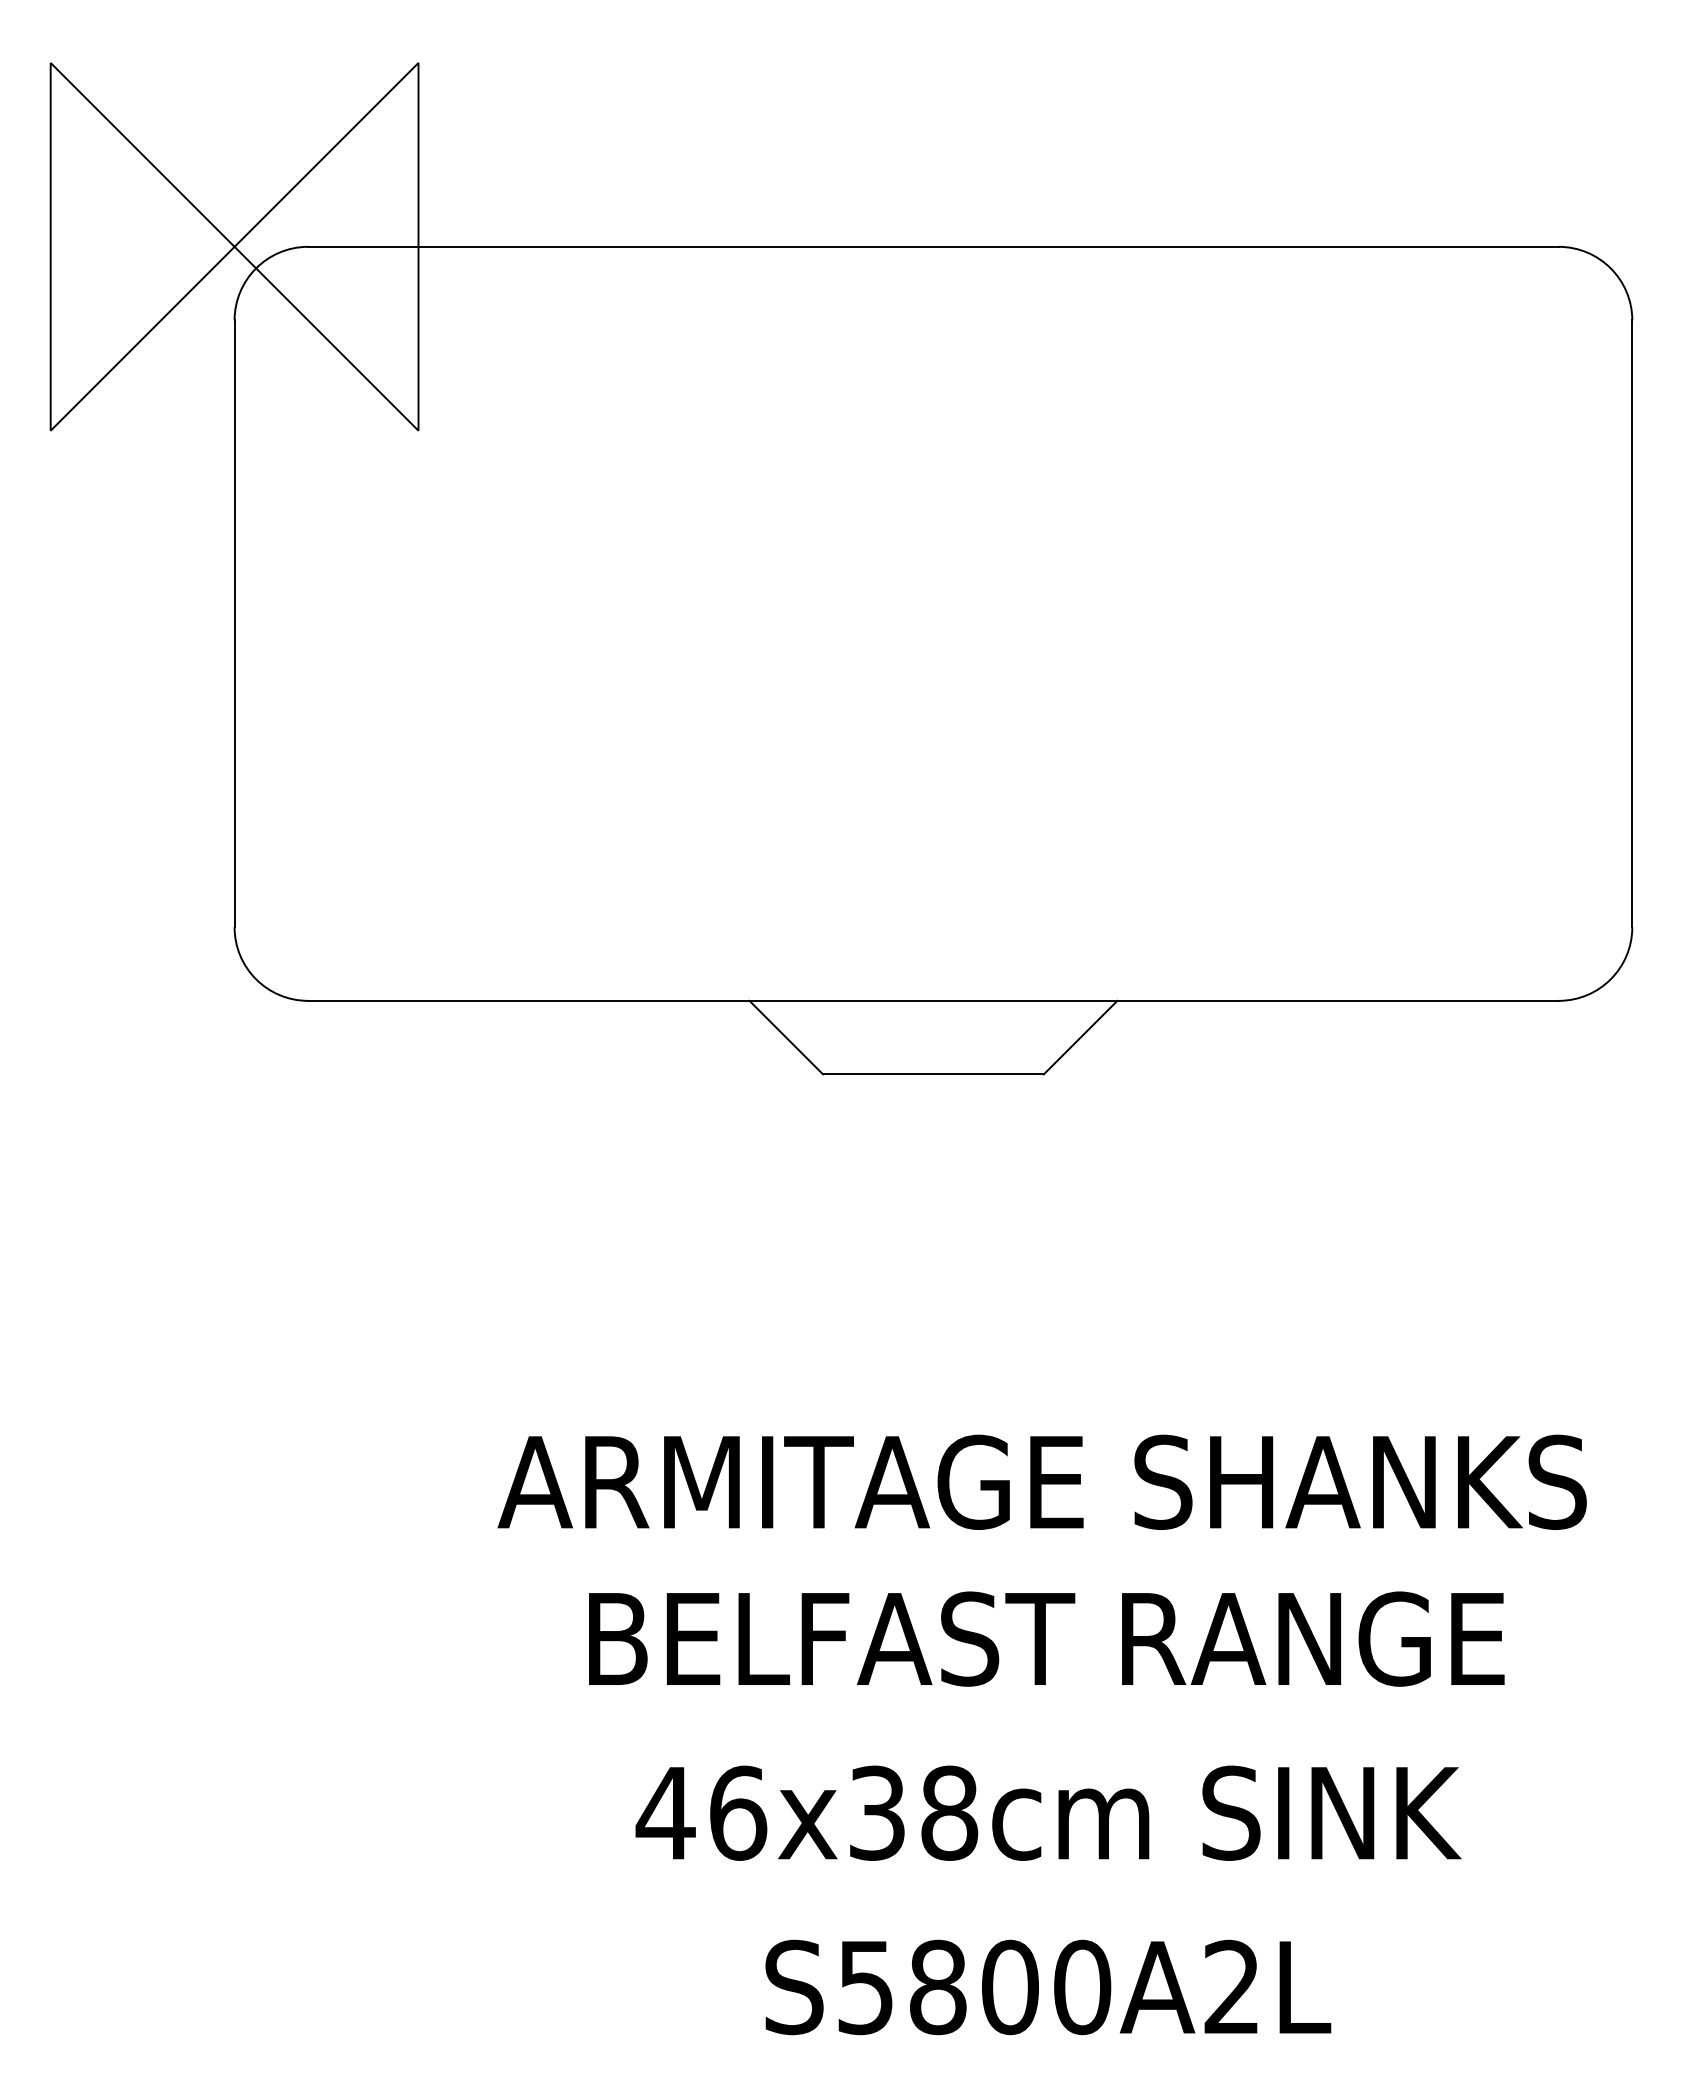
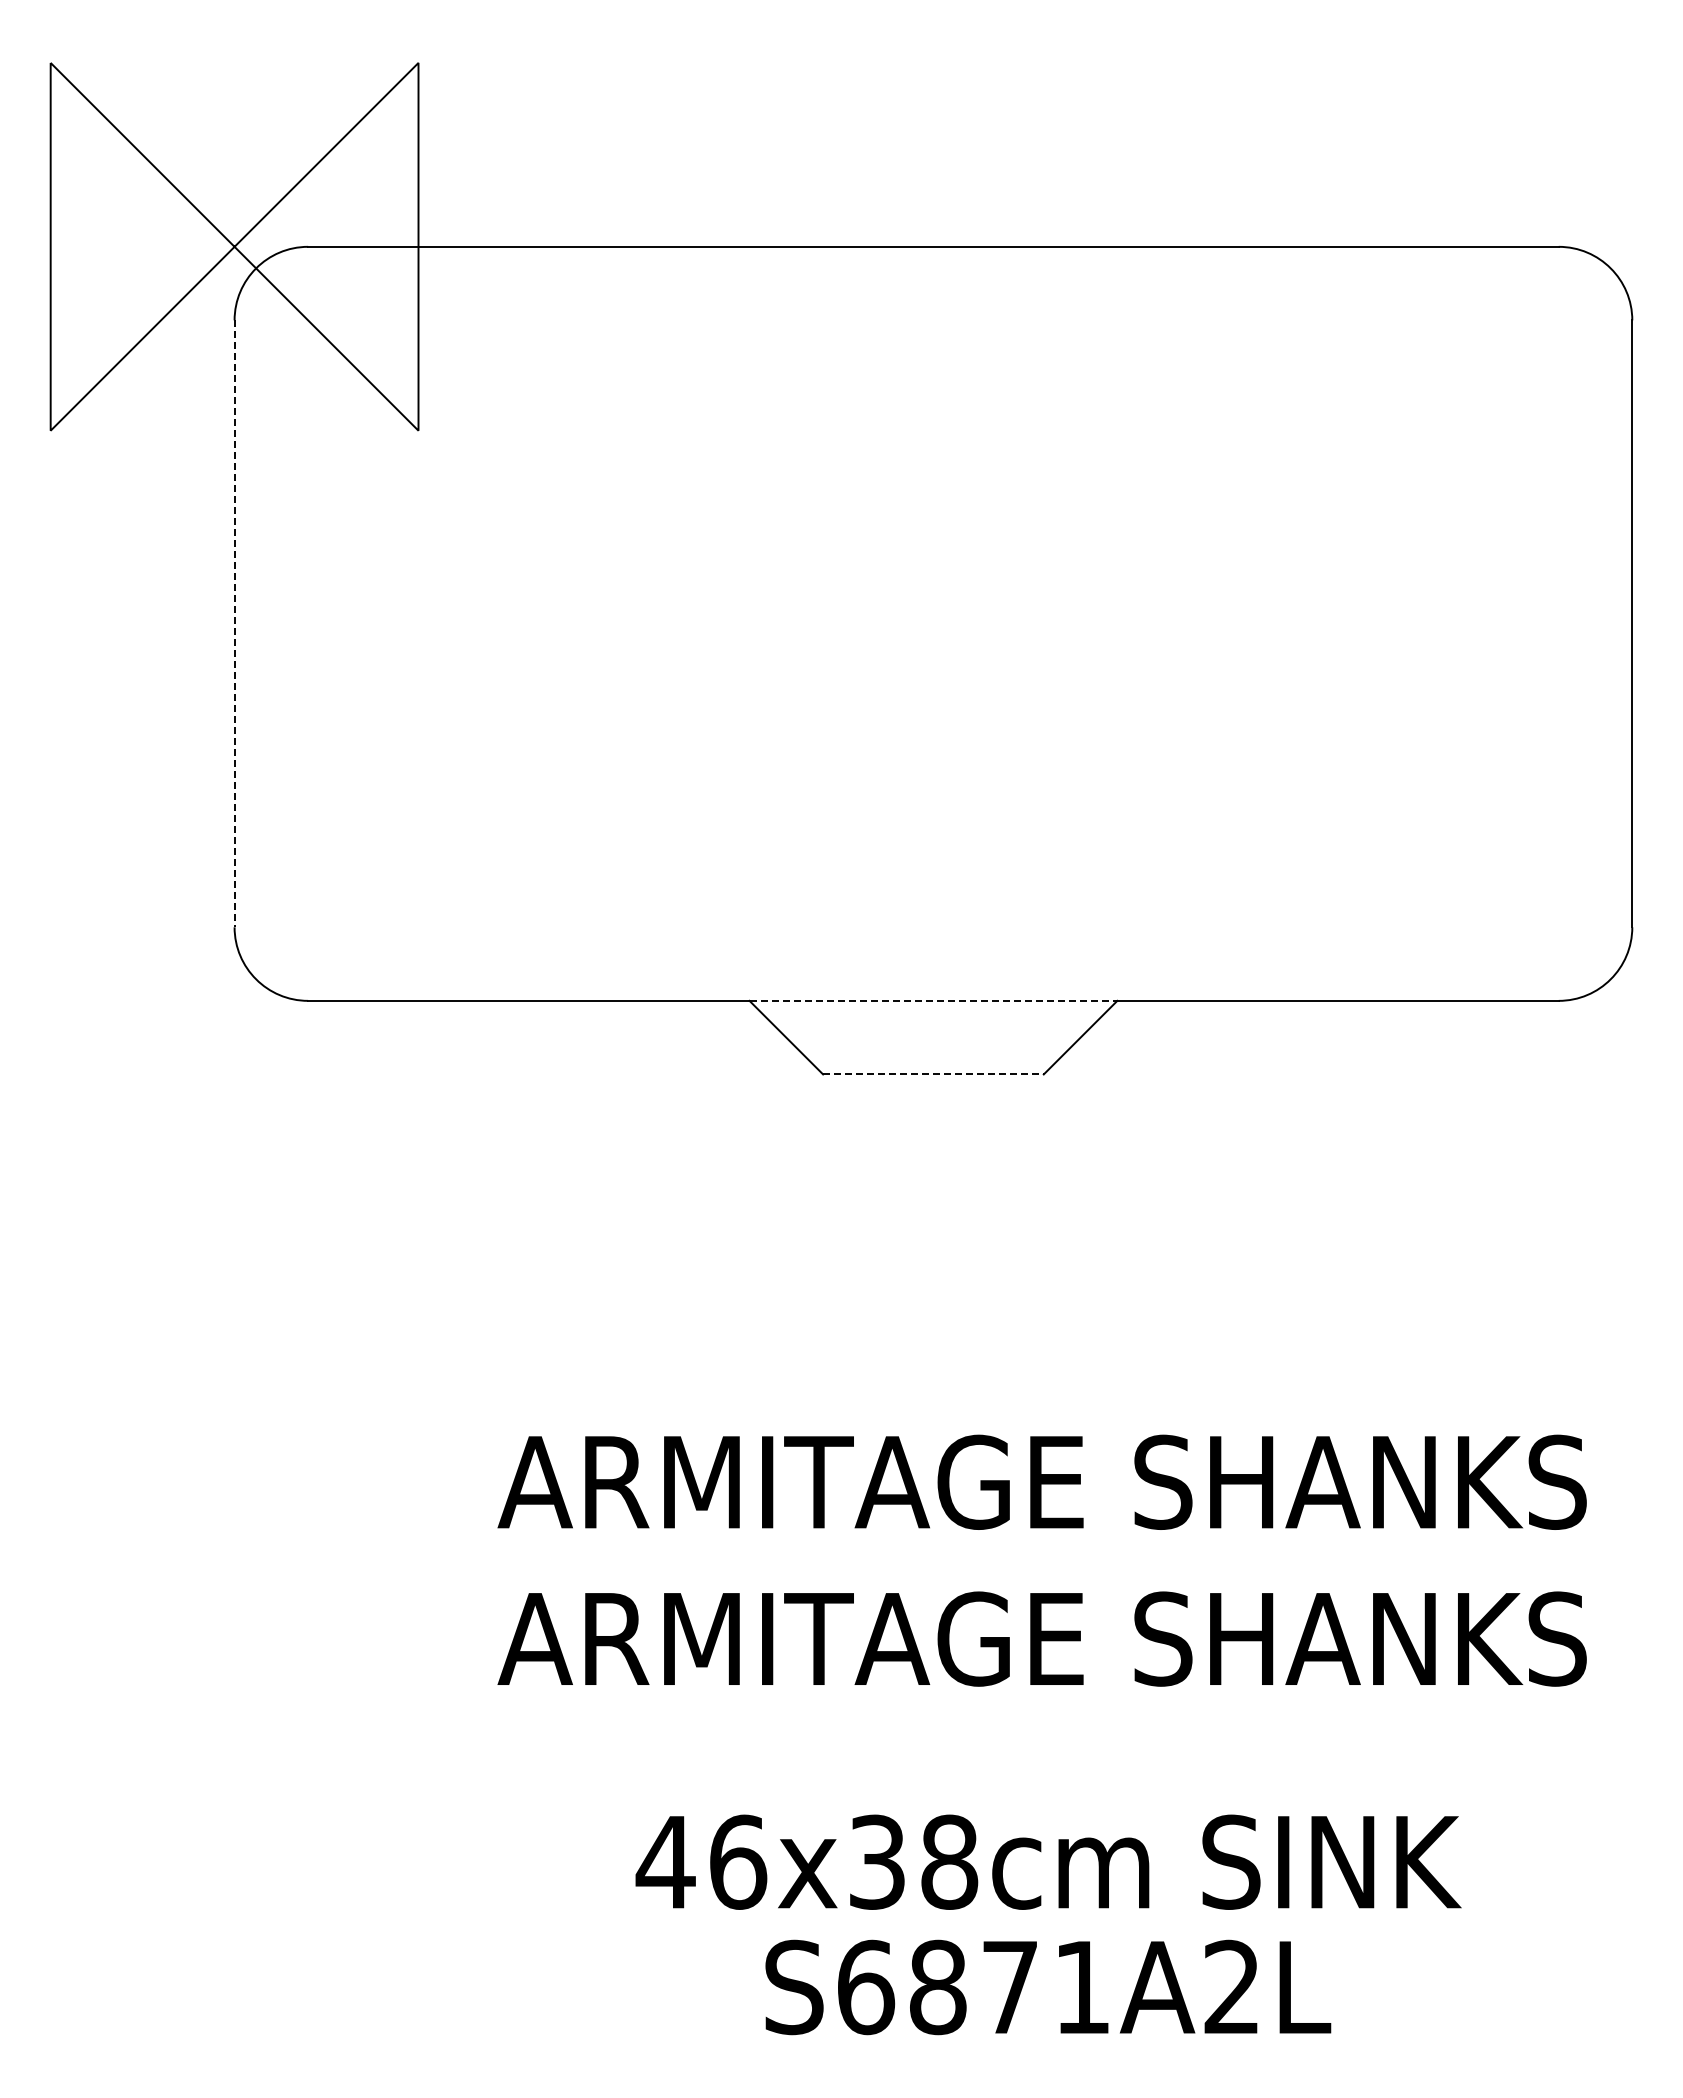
line: solid -> dashed (234, 624)
line: solid -> dashed (933, 1000)
line: solid -> dashed (933, 1074)
text: BELFAST RANGE -> ARMITAGE SHANKS (1041, 1638)
text position: (1048, 1812) -> (1048, 1861) (1048, 1861)
text: S5800A2L -> S6871A2L (974, 1987)
